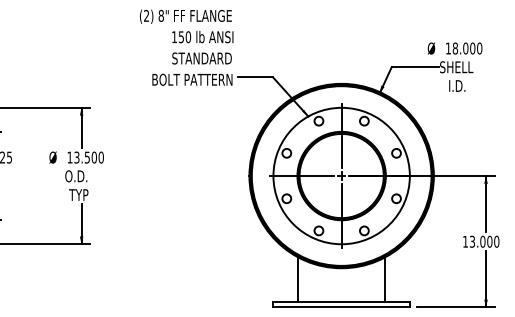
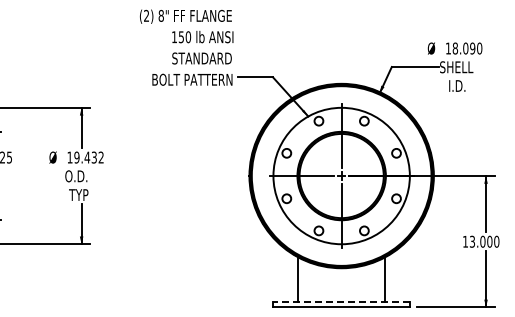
text: 18.000 -> 18.090 (472, 48)
text: 13.500 -> 19.432 (88, 157)
line: solid -> dashed (341, 302)
